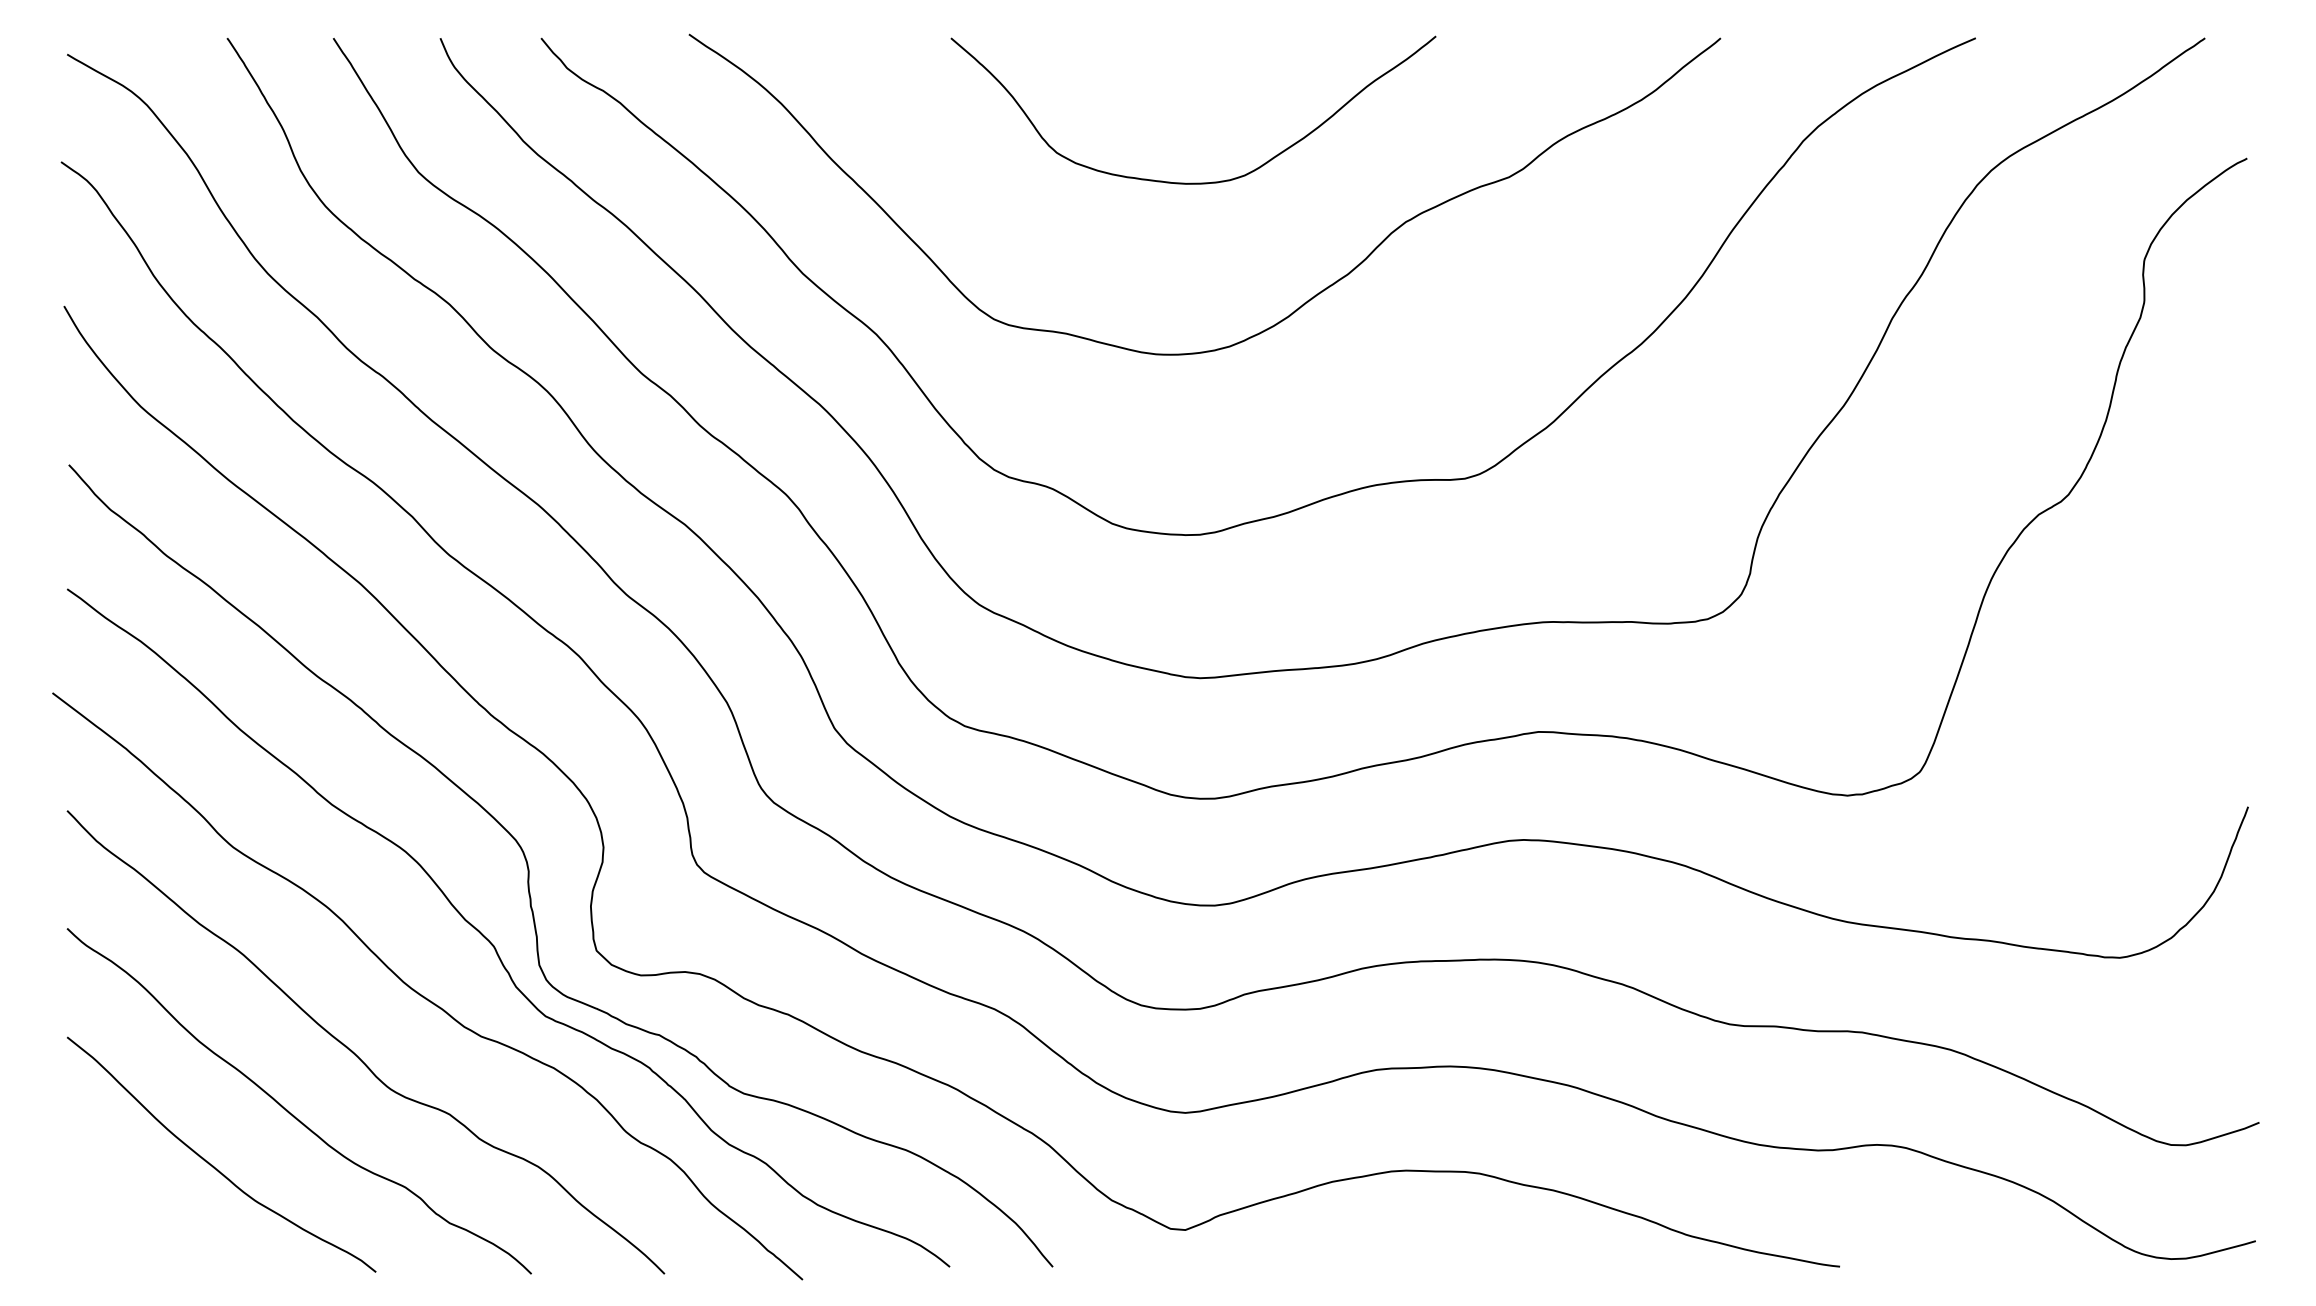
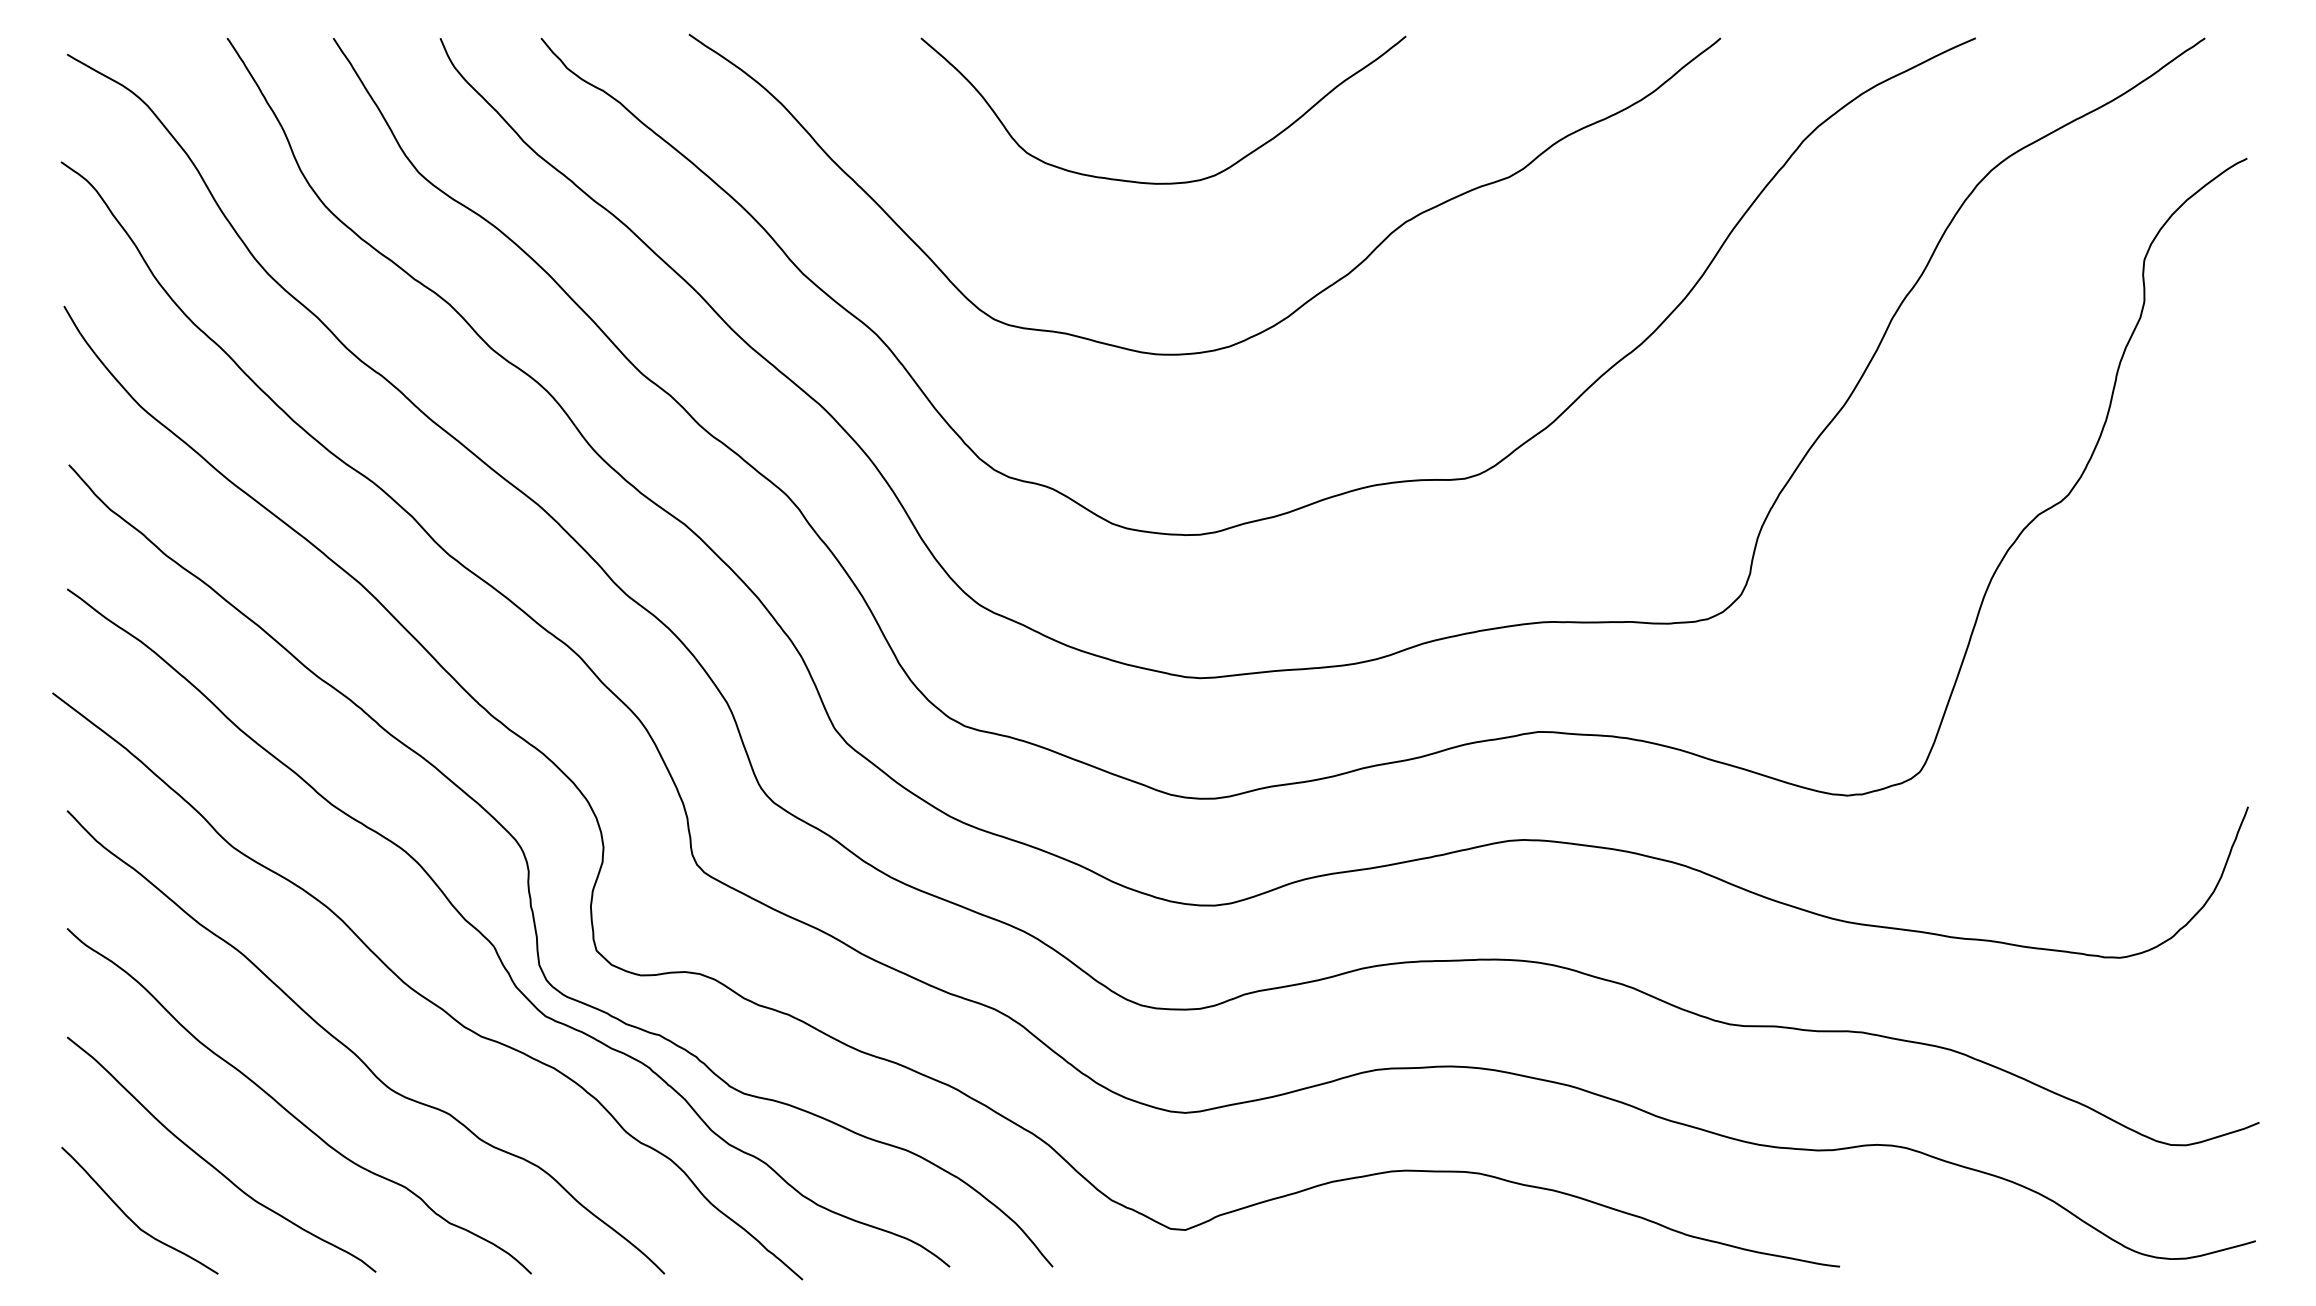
curve position: (1193, 182) -> (1163, 182) (1163, 182)
curve: none -> present (130, 1218)
